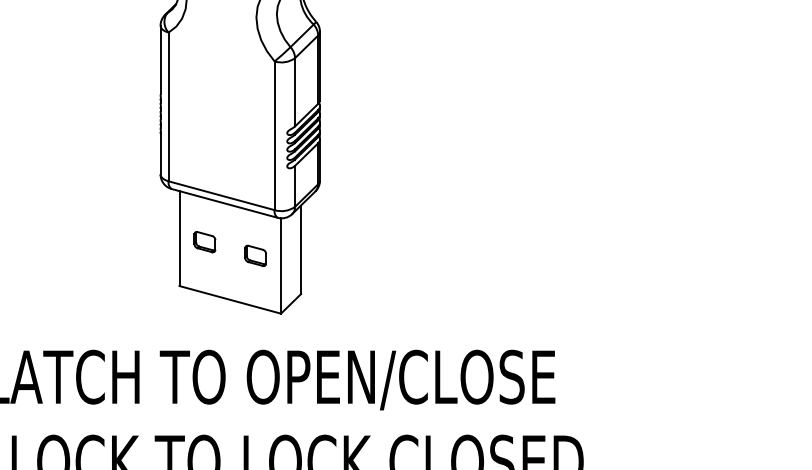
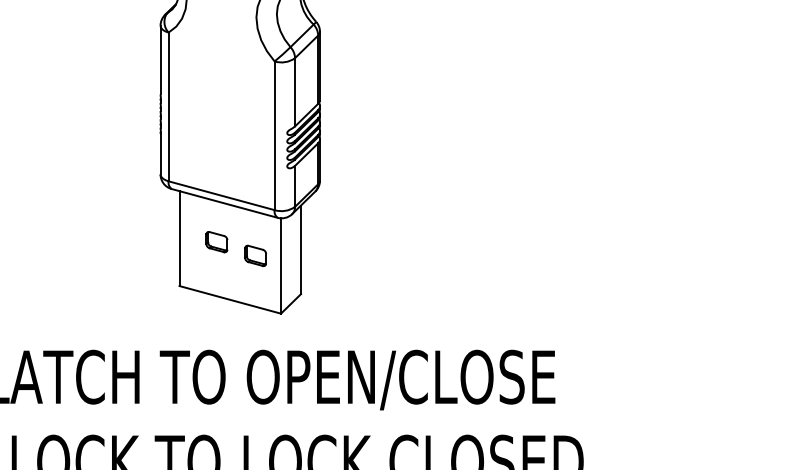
part position: (204, 242) -> (216, 242) (216, 242)
